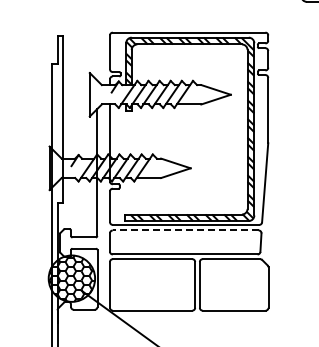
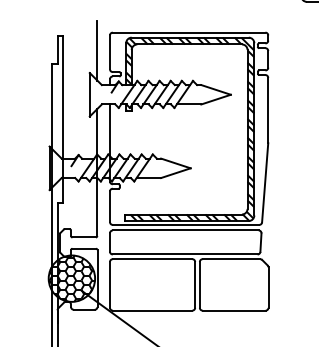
line: none -> present (97, 50)
line: dashed -> solid (185, 230)
